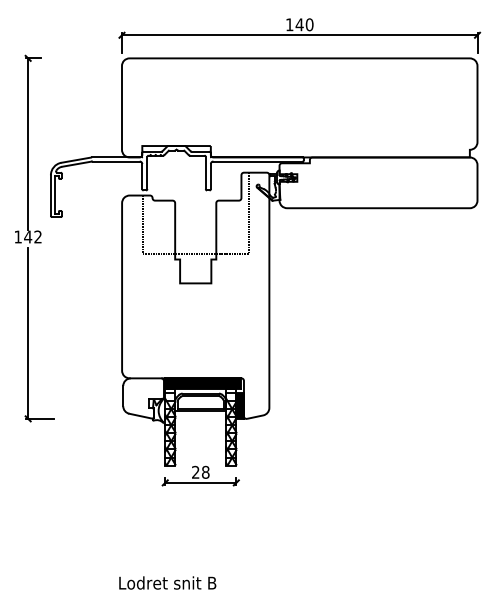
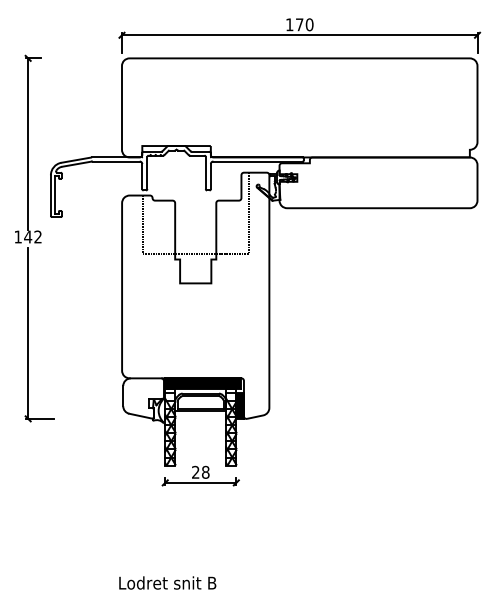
text: 140 -> 170 (299, 24)
